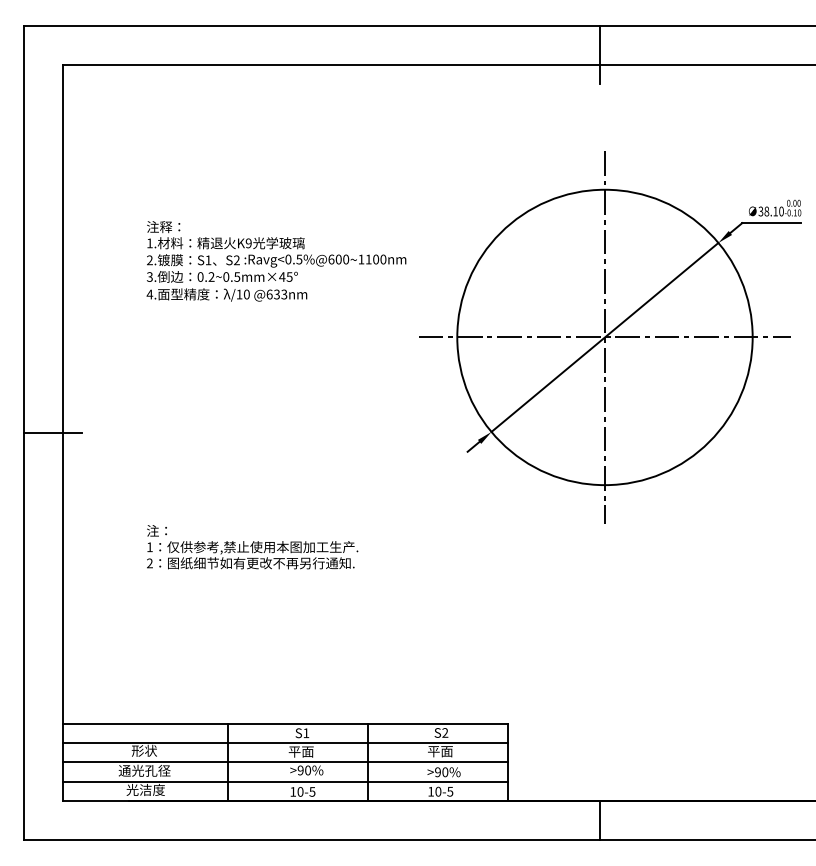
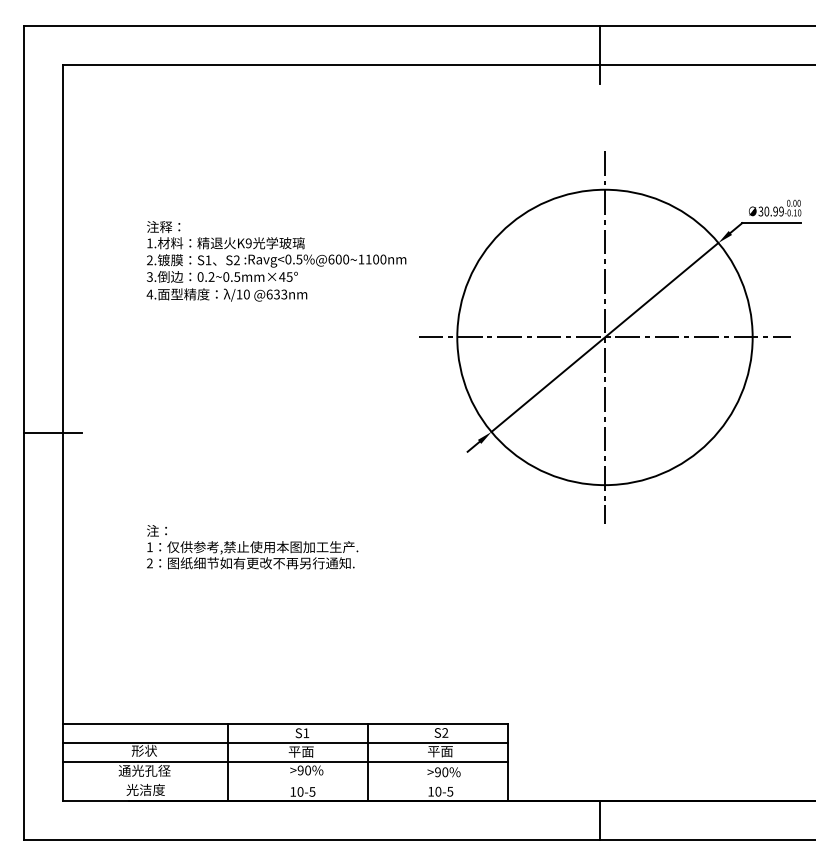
text: 38.10 -> 30.99 (773, 211)
line: present -> none (285, 781)
